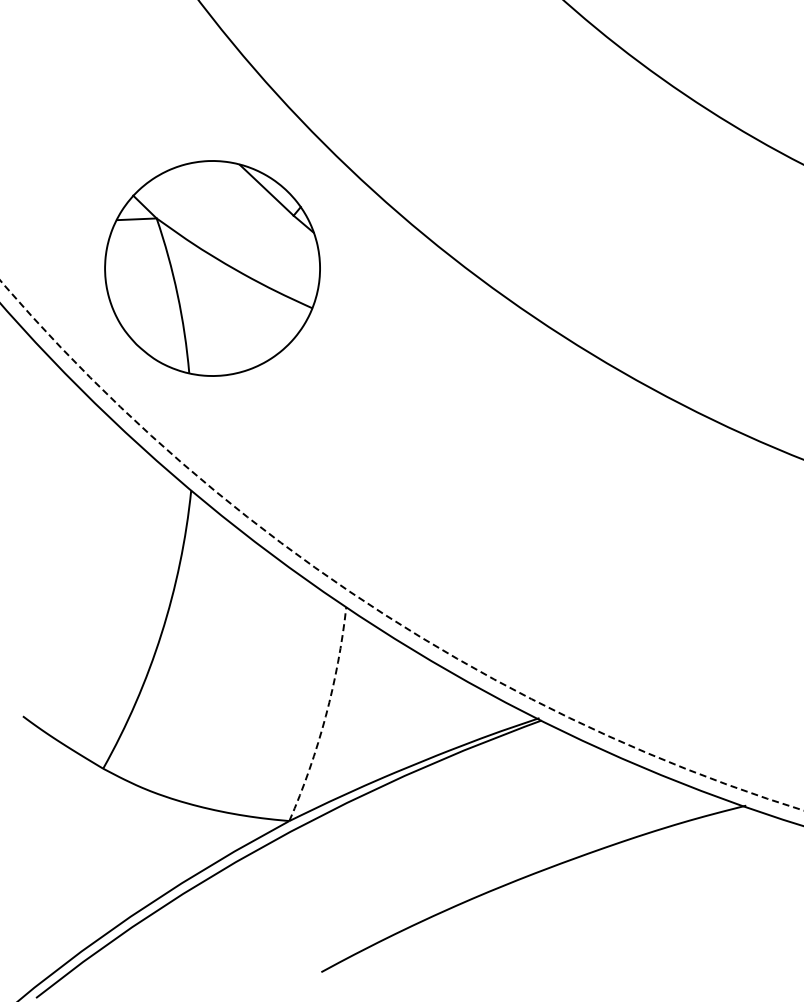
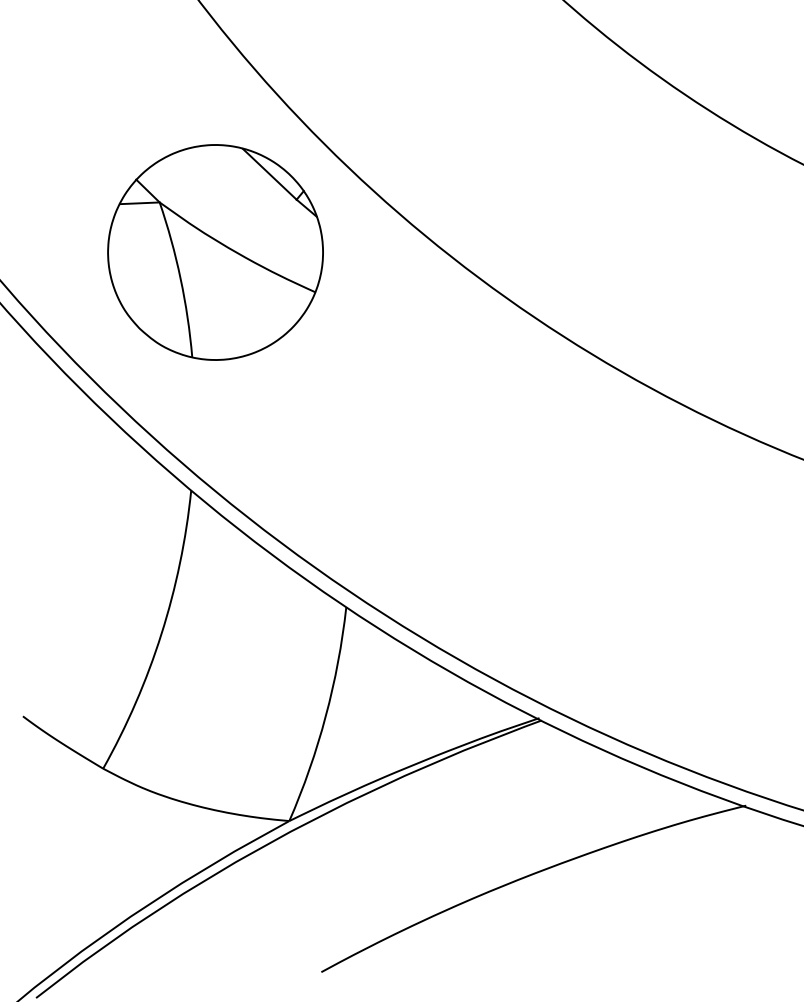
part position: (212, 268) -> (215, 252) (215, 252)
circle: dashed -> solid (401, 545)
arc: dashed -> solid (325, 716)
